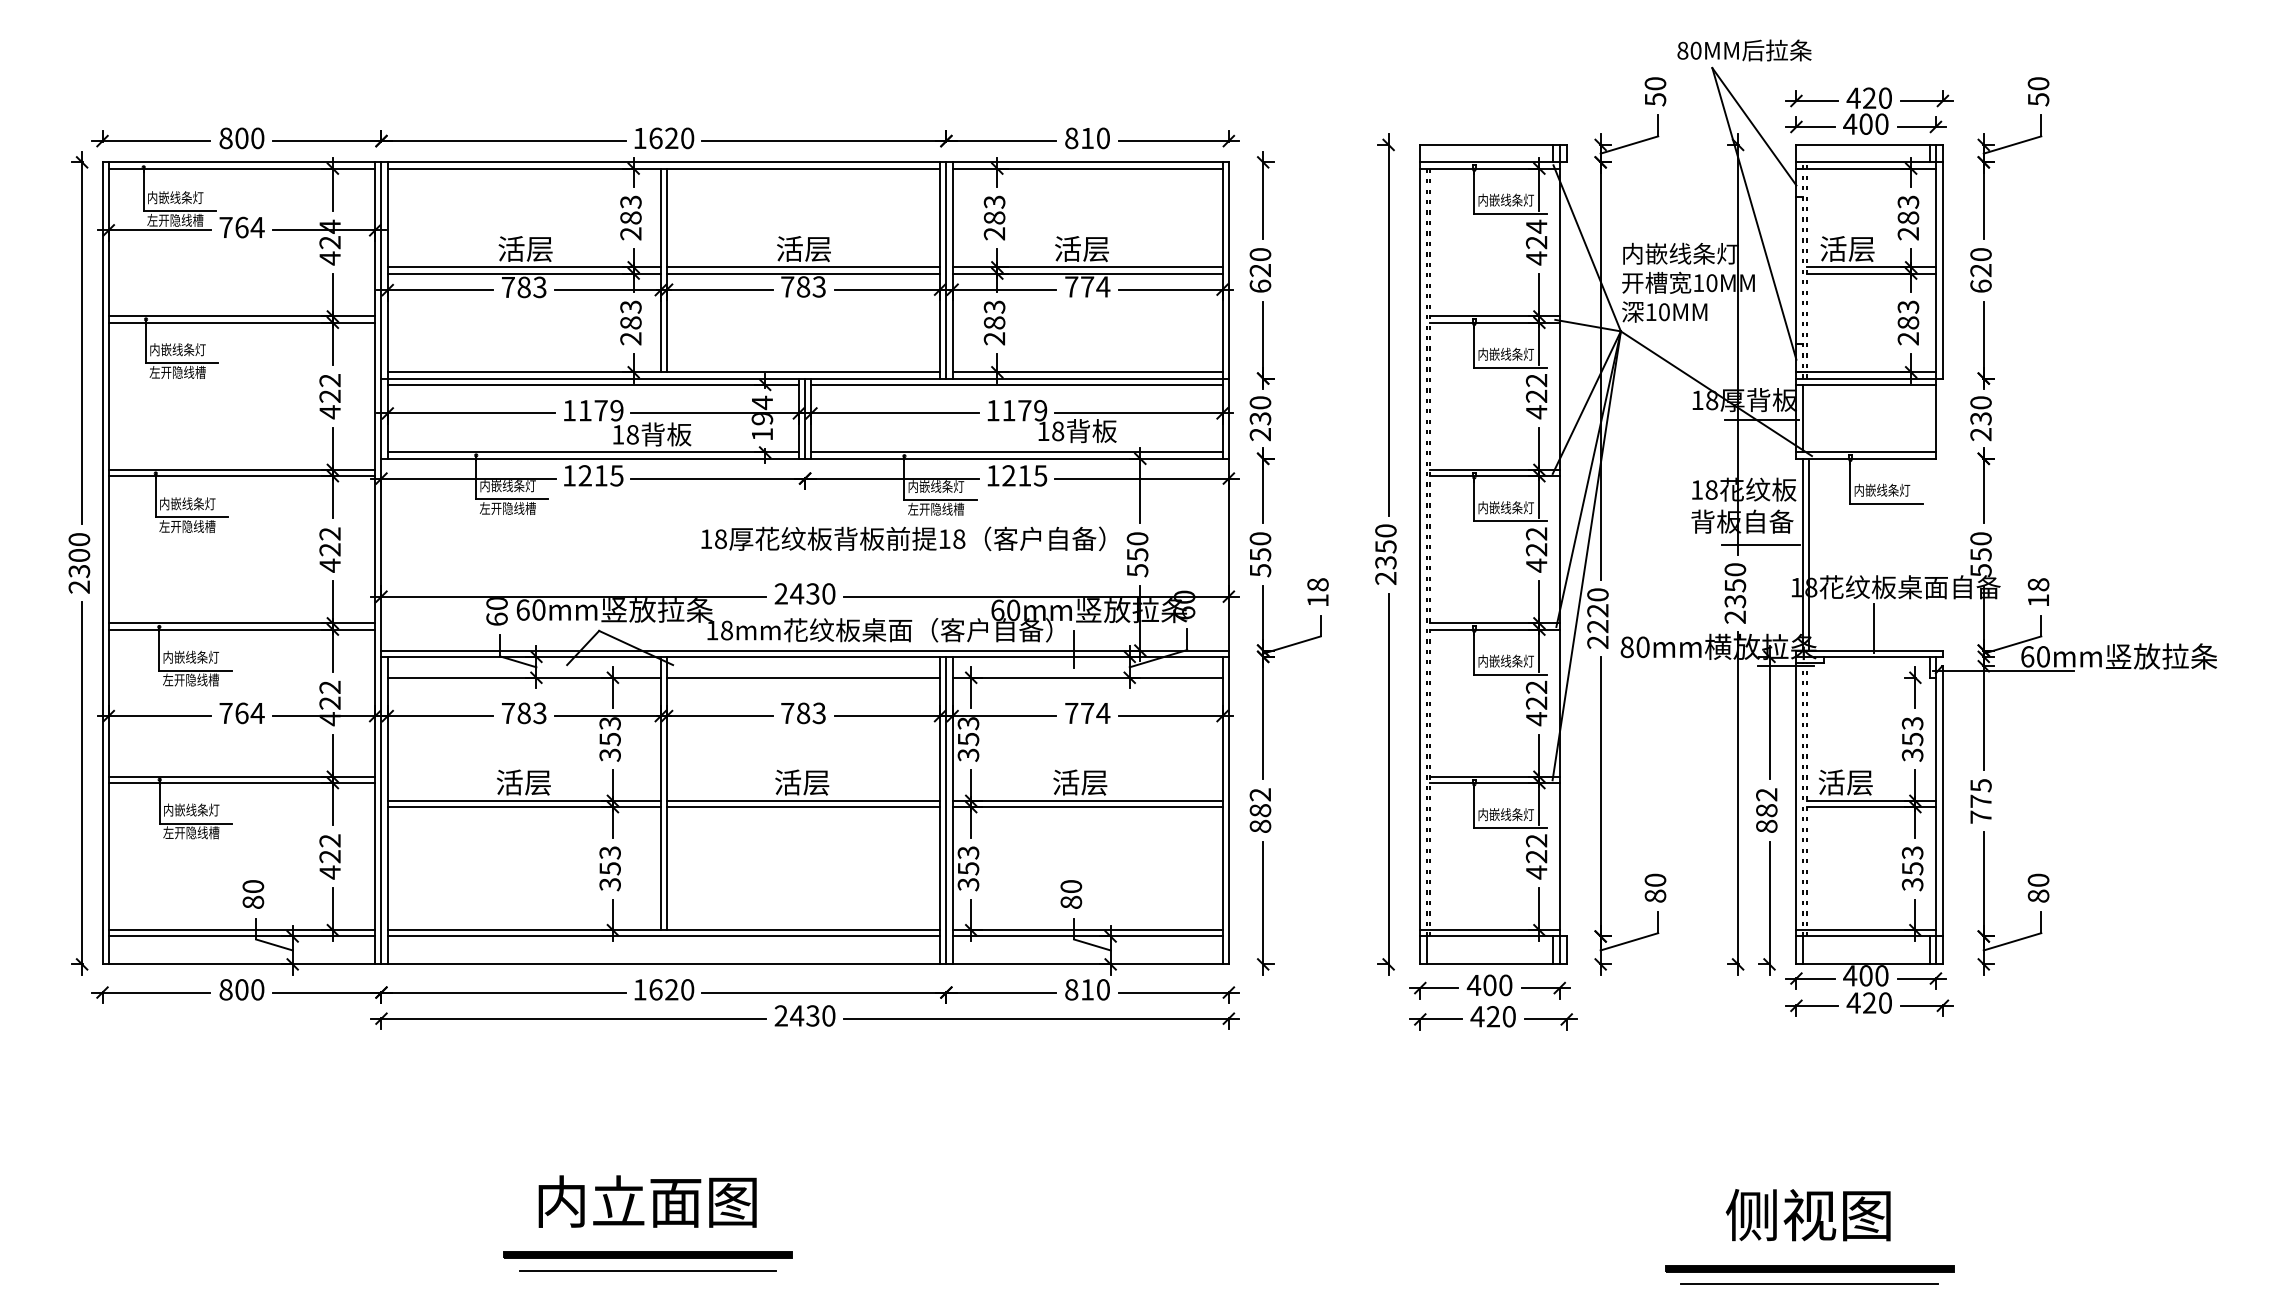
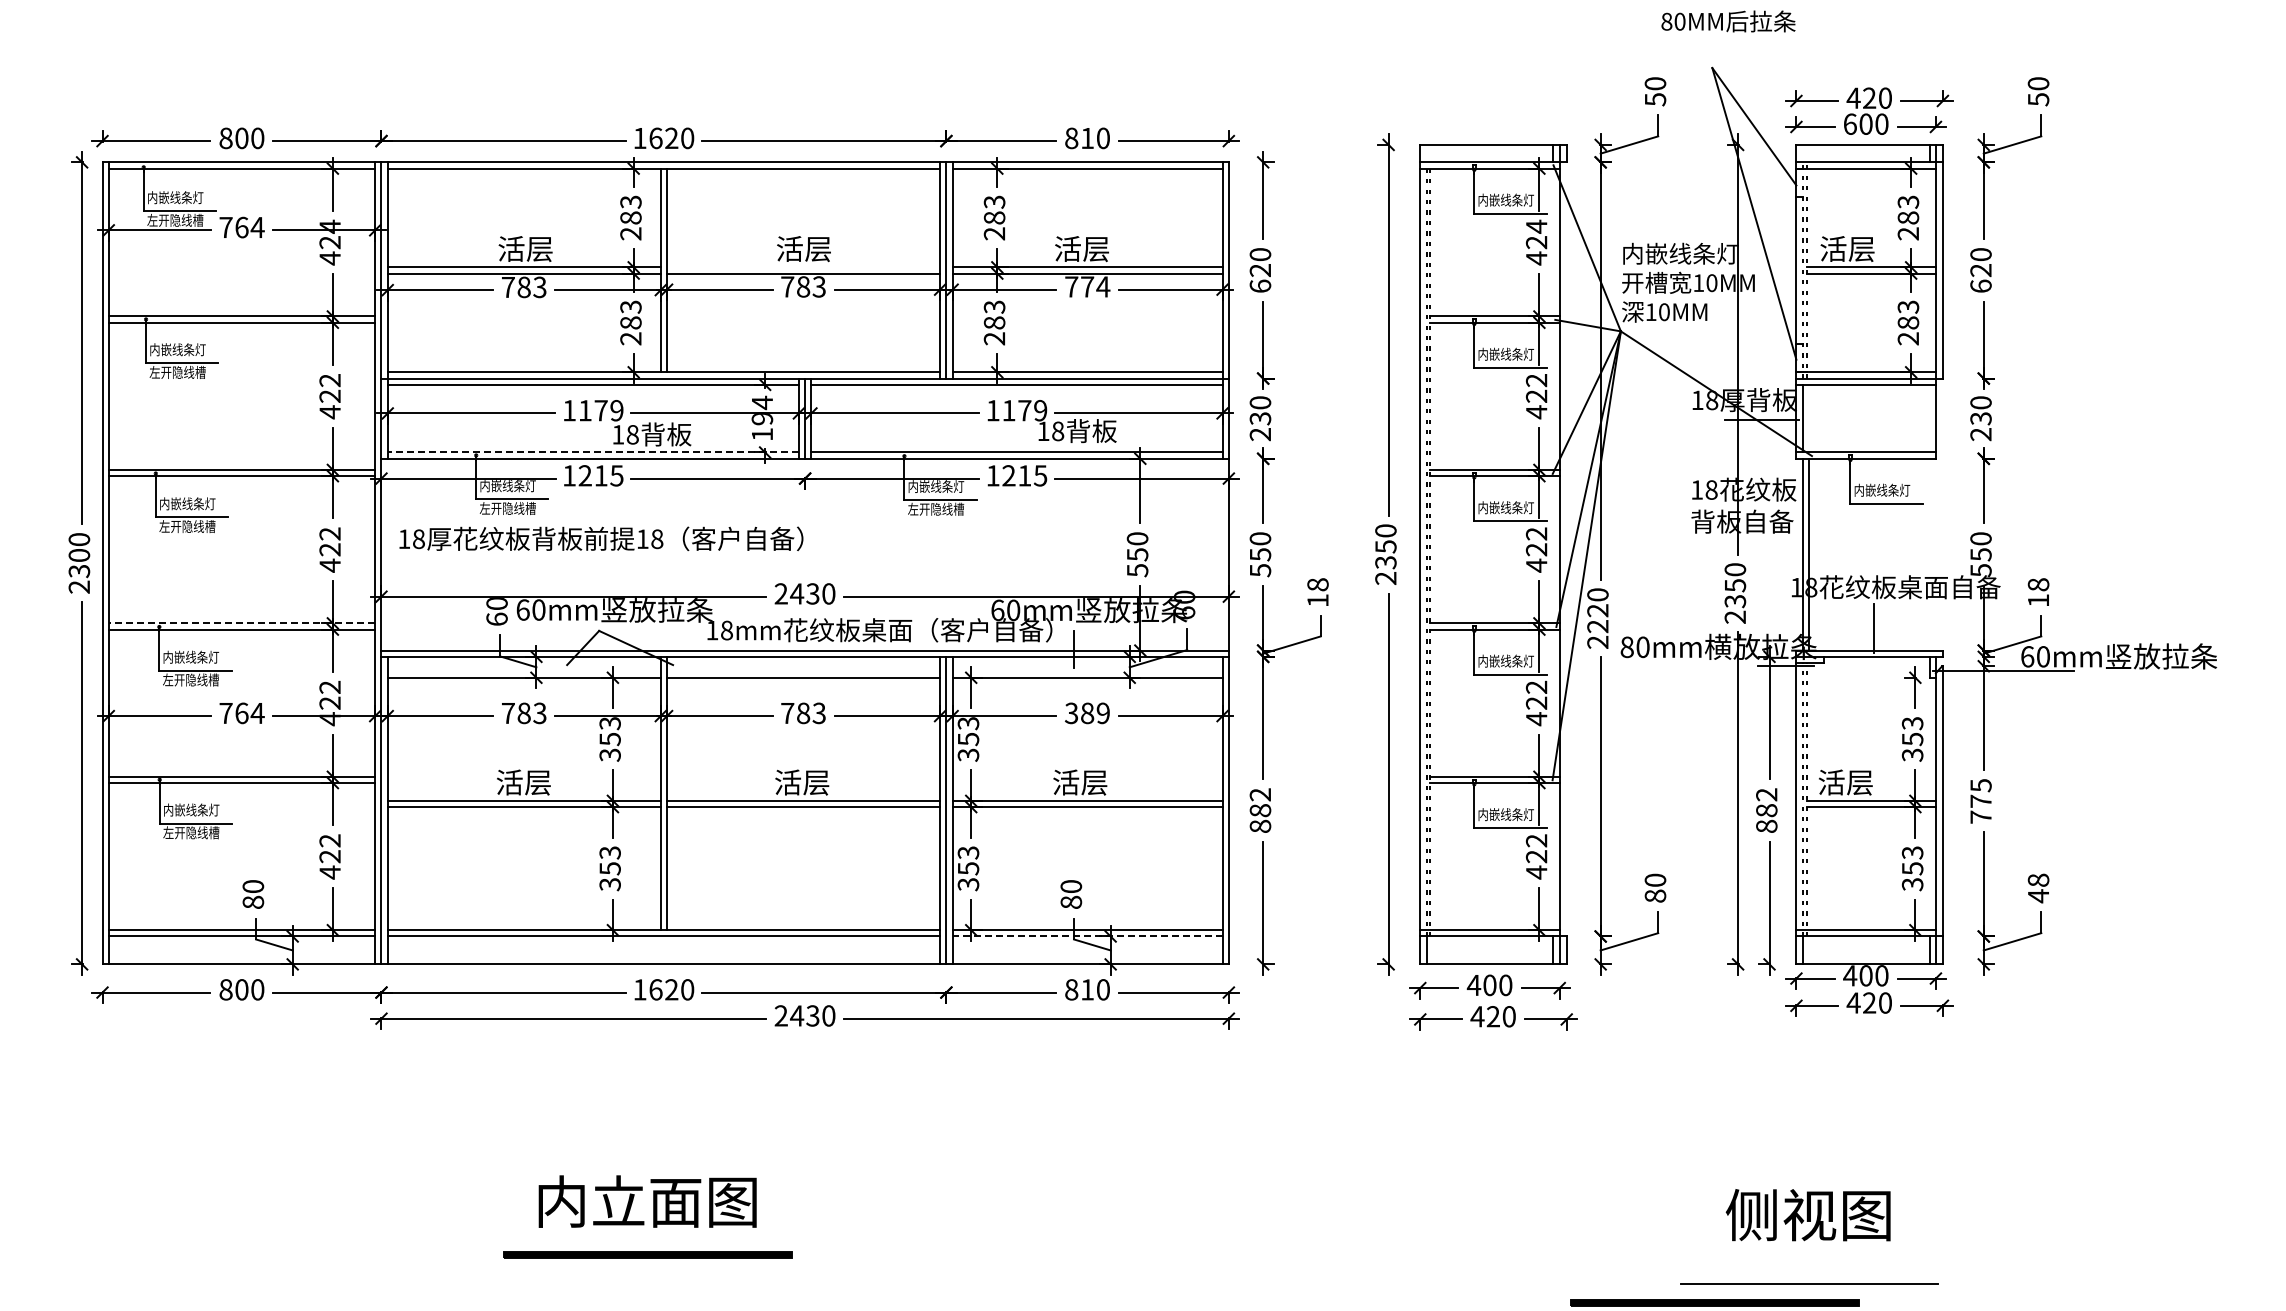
text position: (1744, 50) -> (1728, 21) (1728, 21)
text: 400 -> 600 (1850, 123)
line: present -> none (803, 267)
line: solid -> dashed (593, 452)
text position: (903, 538) -> (601, 538) (601, 538)
line: present -> none (1760, 545)
line: solid -> dashed (241, 623)
text: 774 -> 389 (1087, 713)
text: 80 -> 48 (2038, 888)
line: solid -> dashed (1087, 936)
part position: (1809, 1268) -> (1714, 1302) (1714, 1302)
line: present -> none (647, 1270)
